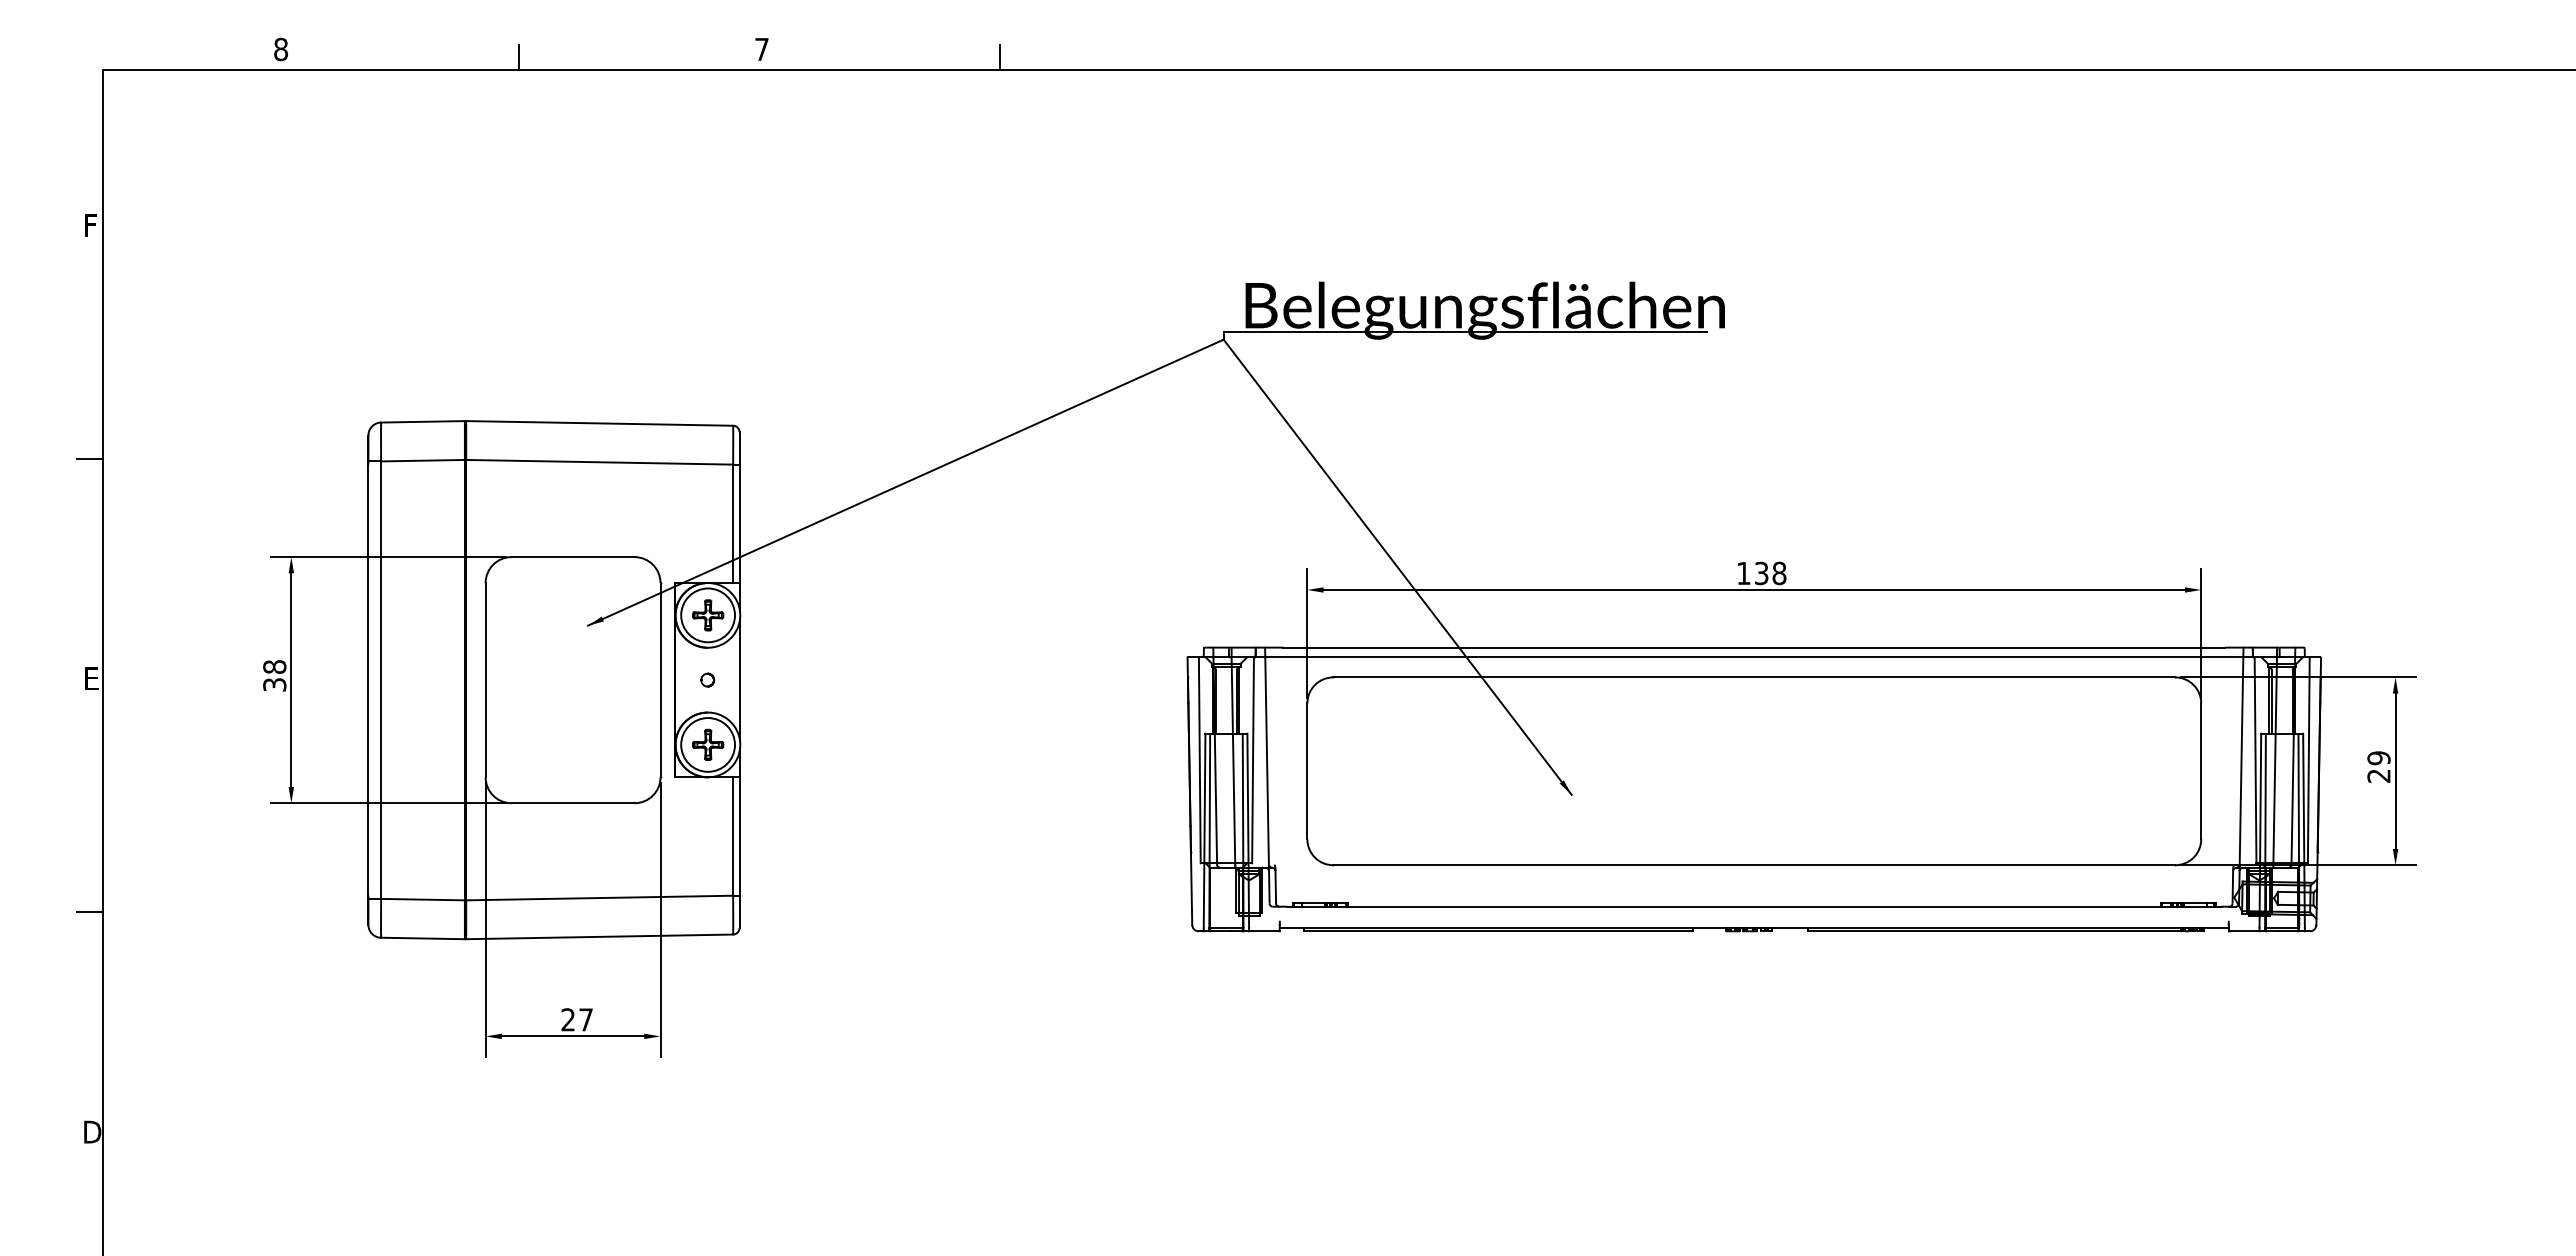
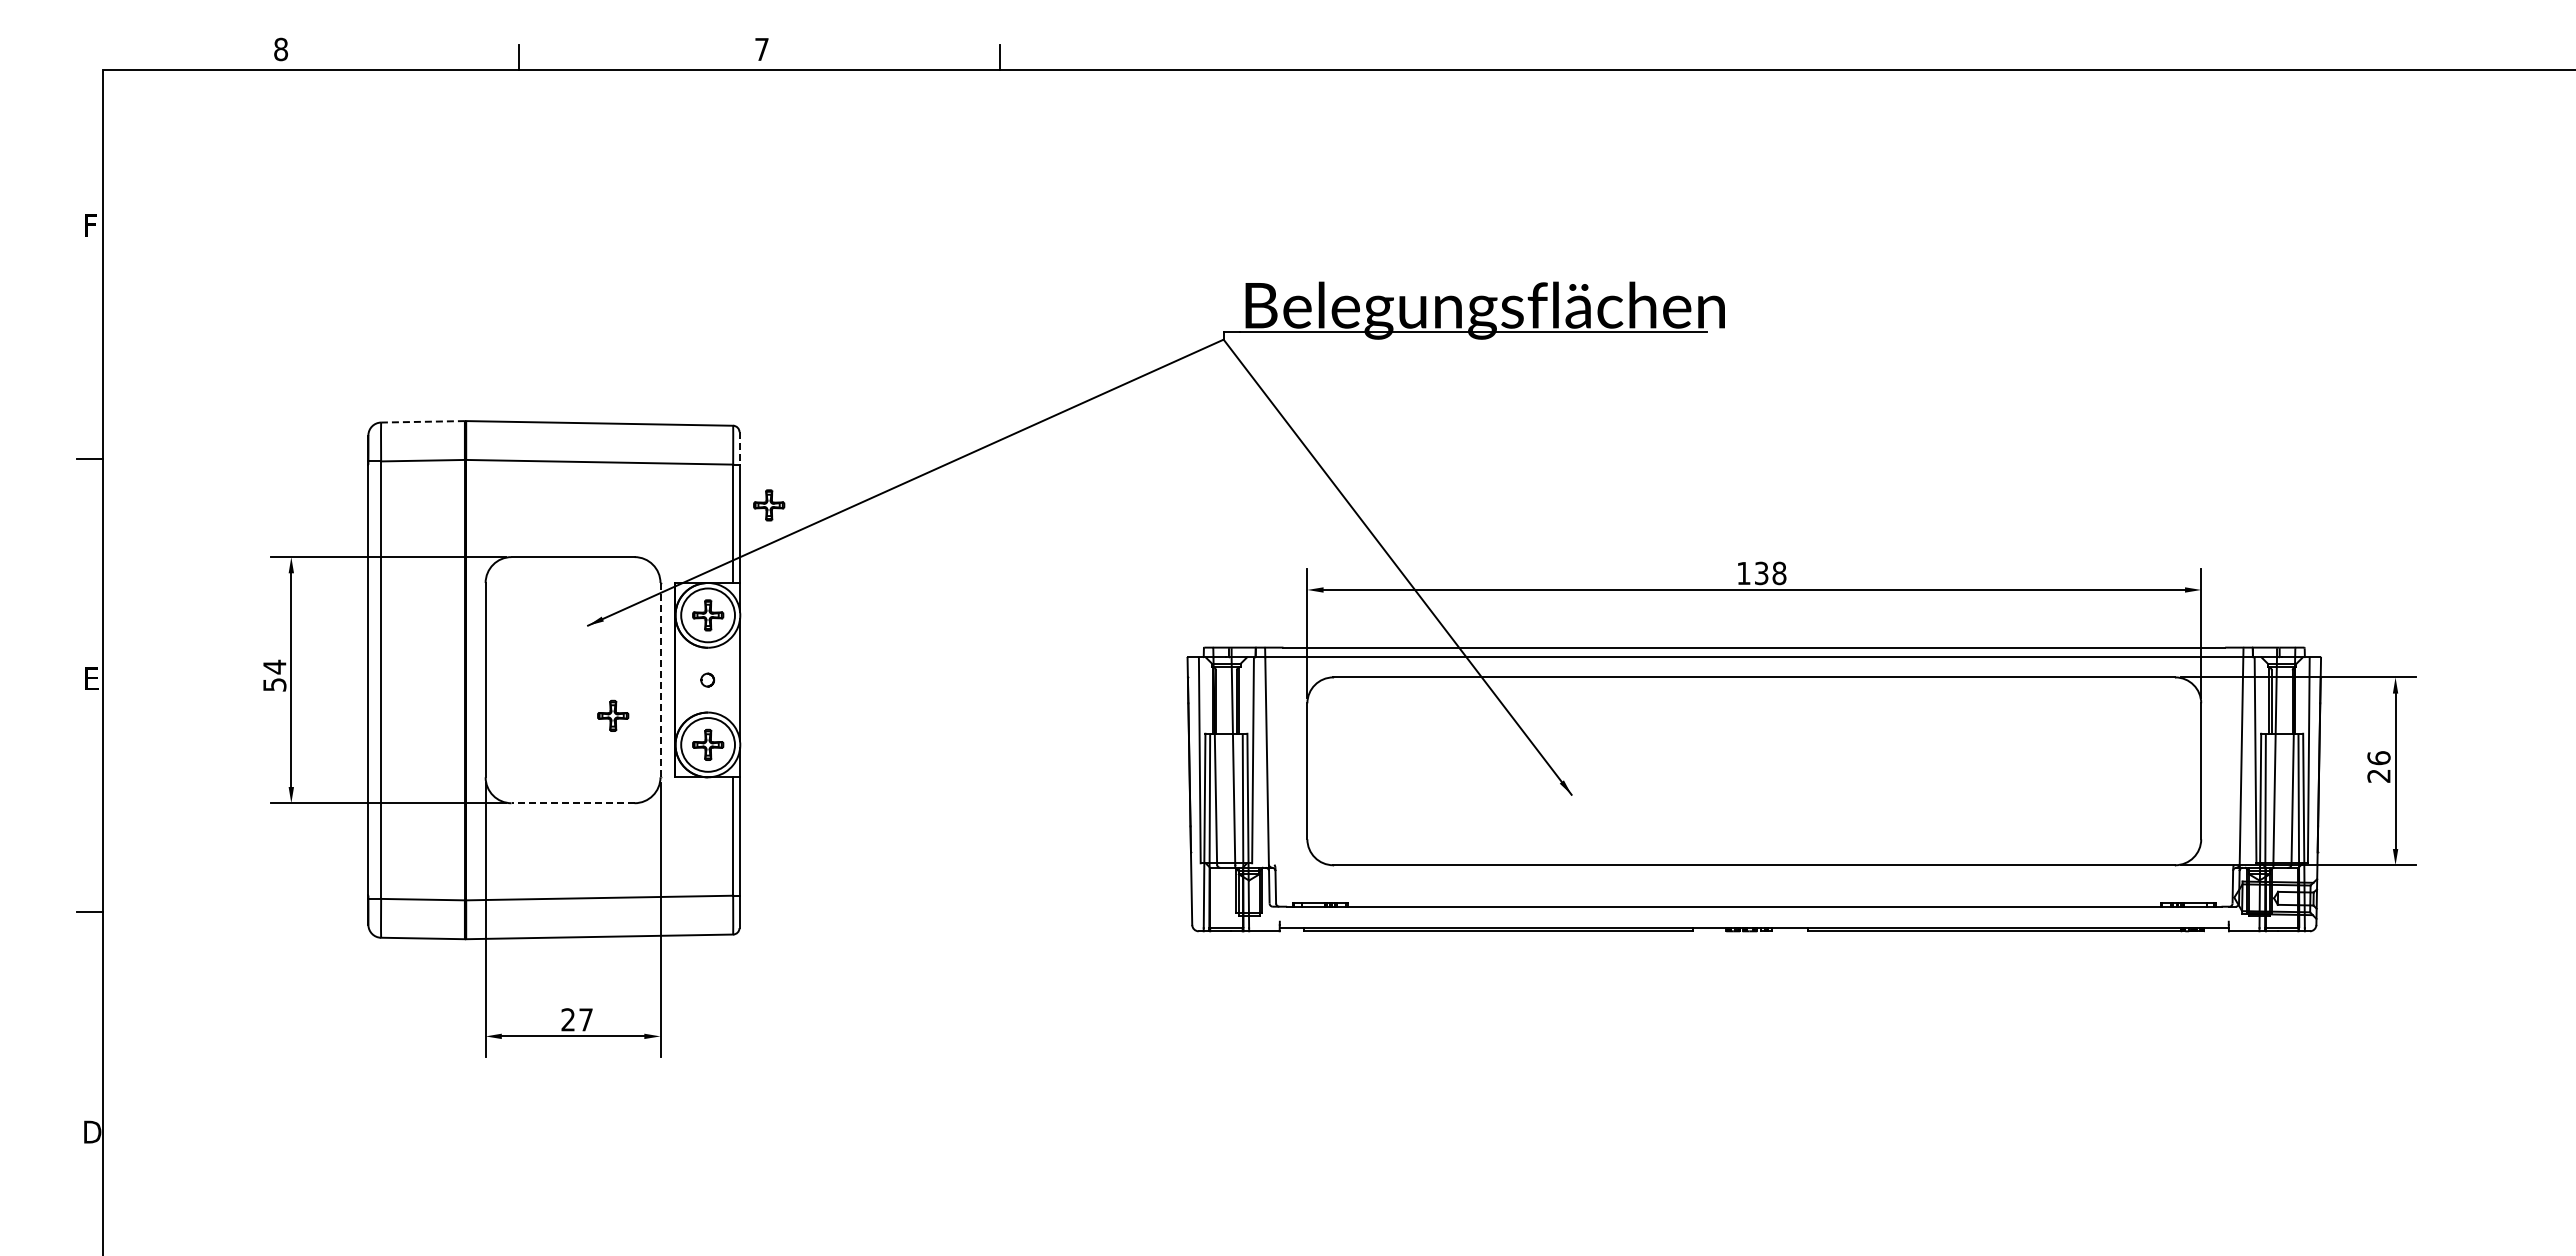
line: solid -> dashed (423, 421)
line: solid -> dashed (739, 448)
part: none -> present (769, 505)
text: 38 -> 54 (274, 674)
line: solid -> dashed (660, 679)
part: none -> present (613, 715)
text: 29 -> 26 (2378, 758)
line: solid -> dashed (573, 803)
